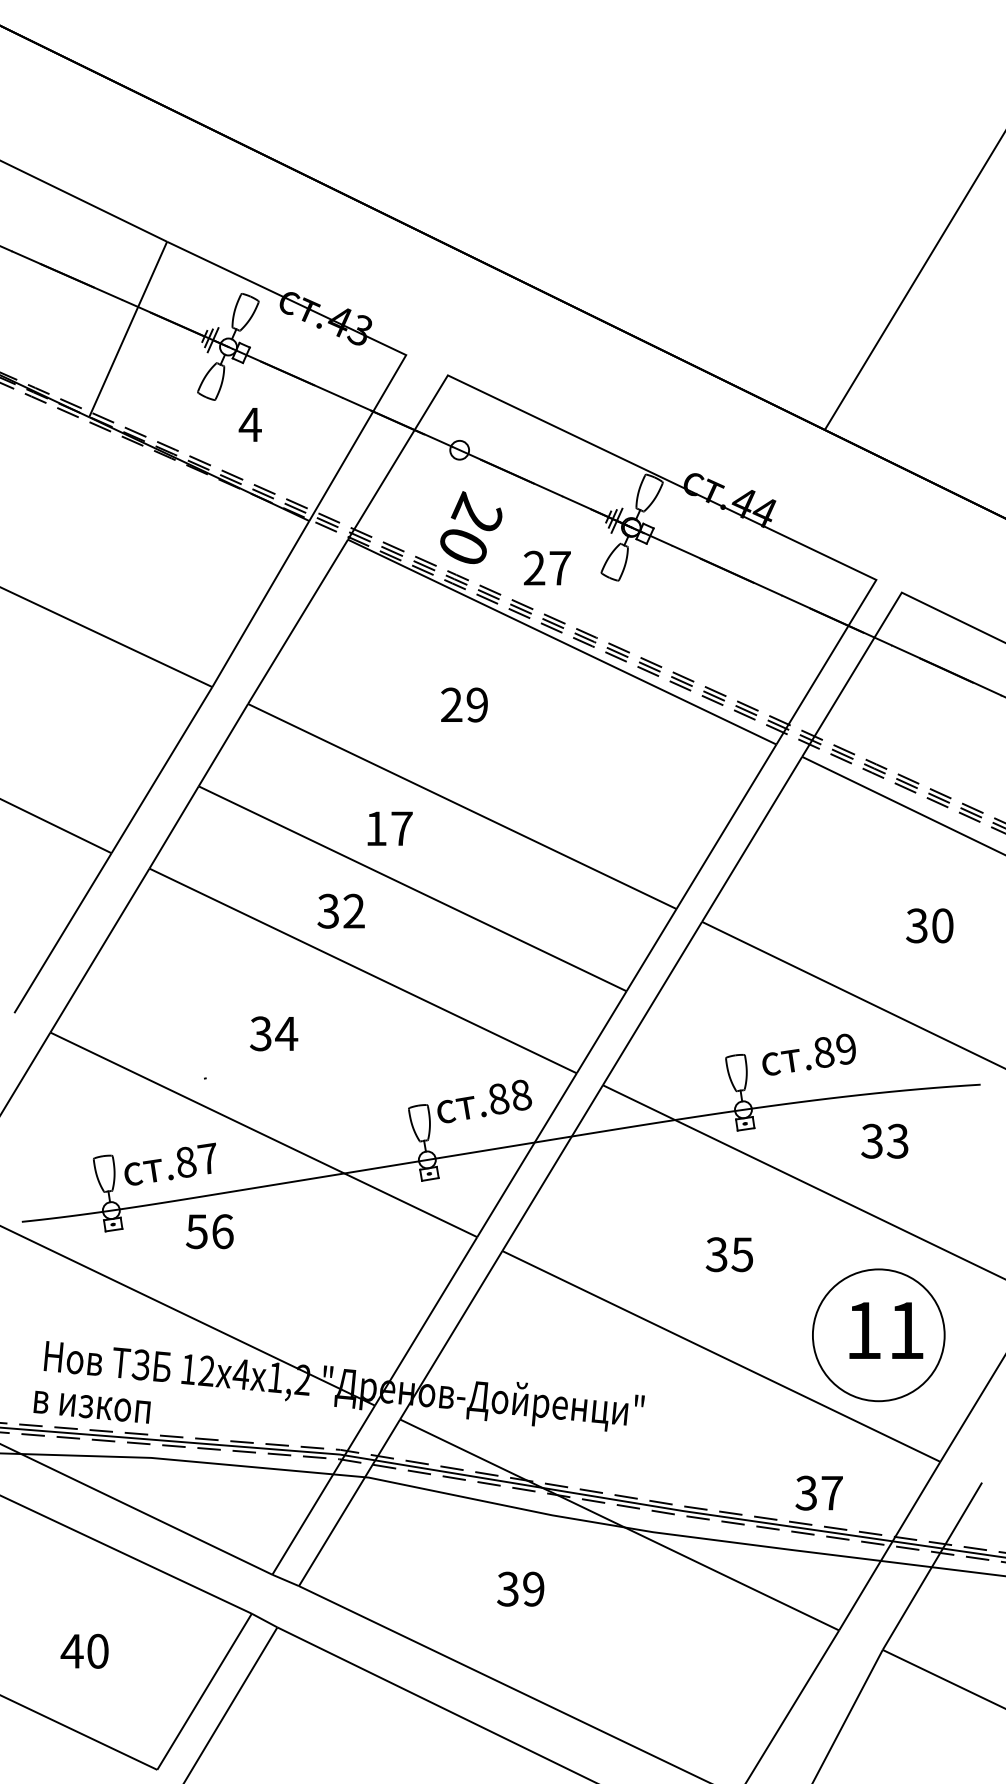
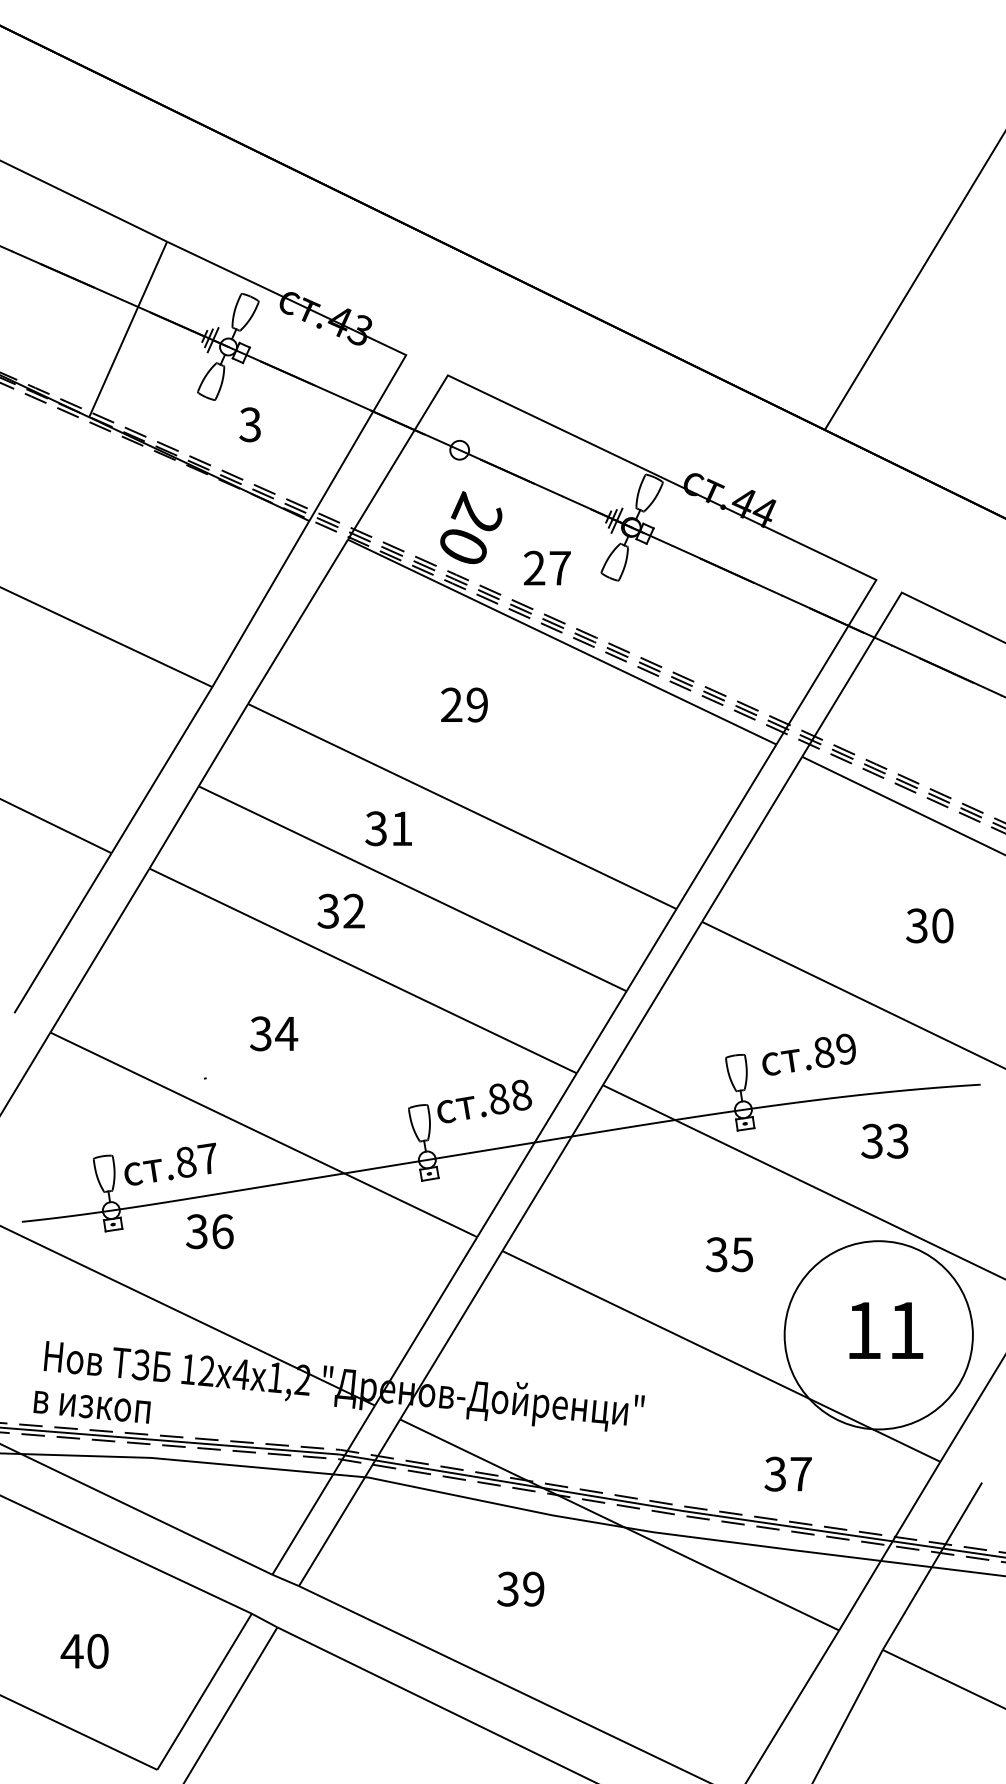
text: 4 -> 3 (249, 424)
text: 17 -> 31 (388, 828)
text: 56 -> 36 (196, 1231)
circle diameter: 132 px -> 188 px (878, 1335)
text position: (818, 1492) -> (787, 1473) (787, 1473)
